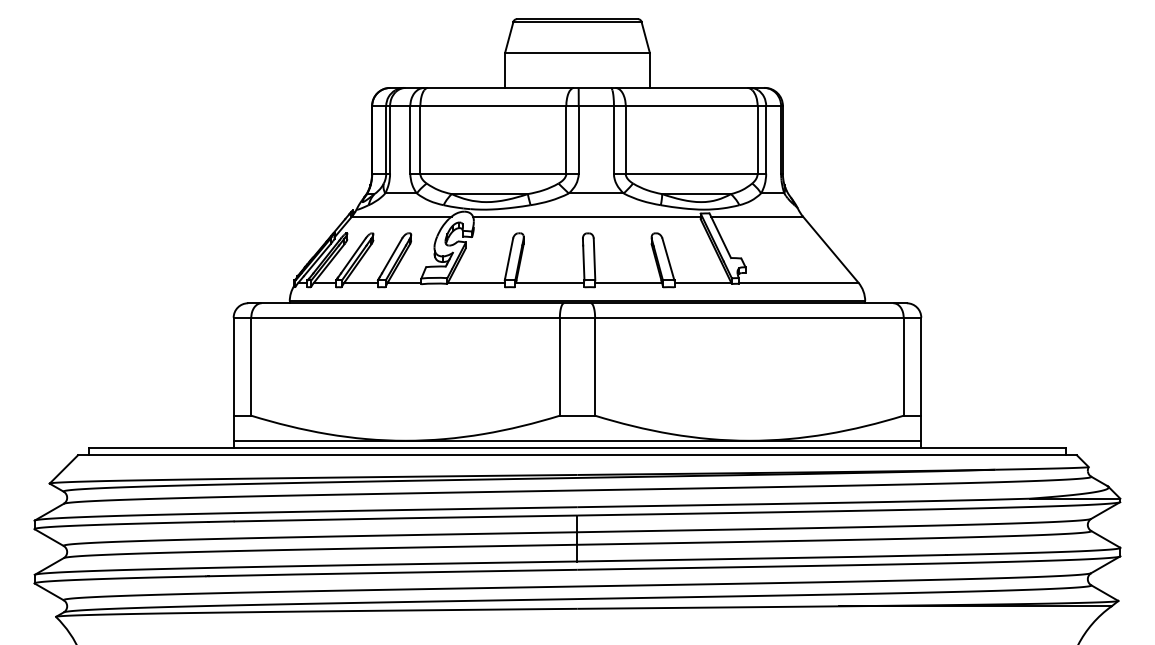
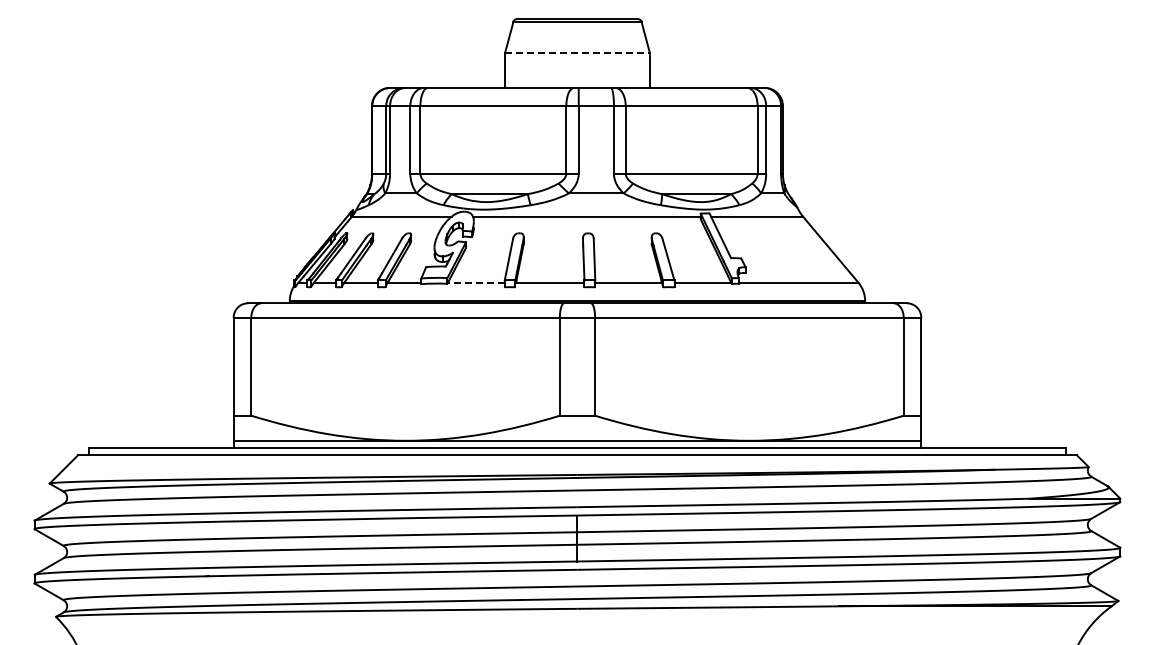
line: solid -> dashed (577, 52)
line: solid -> dashed (475, 282)
